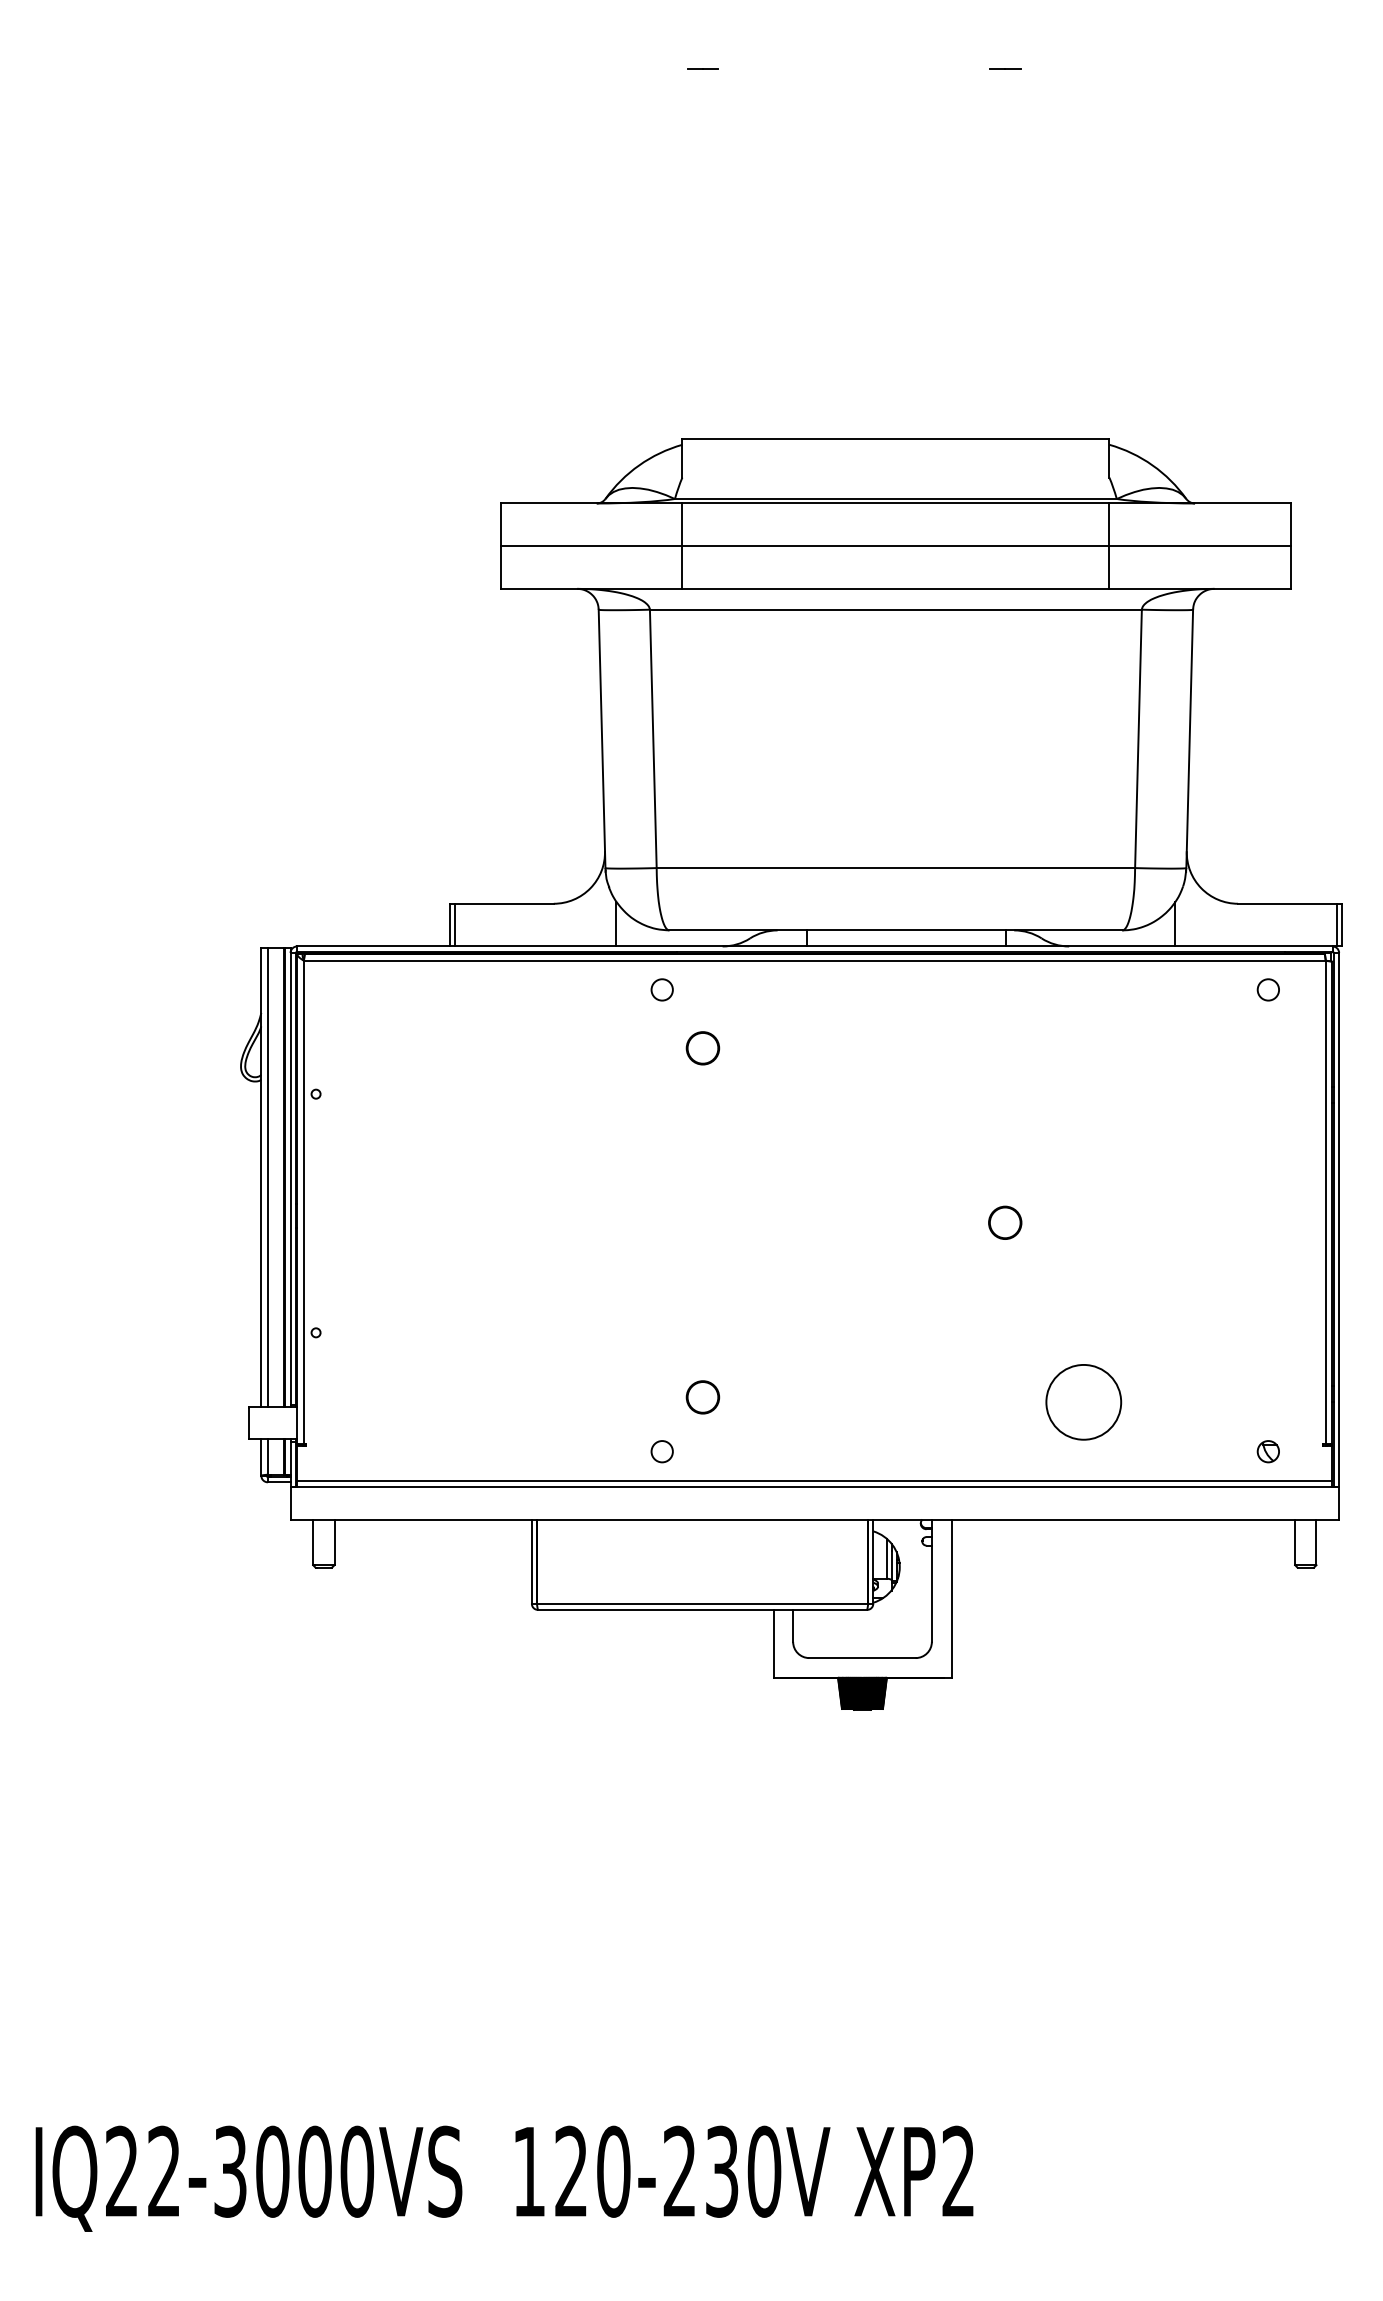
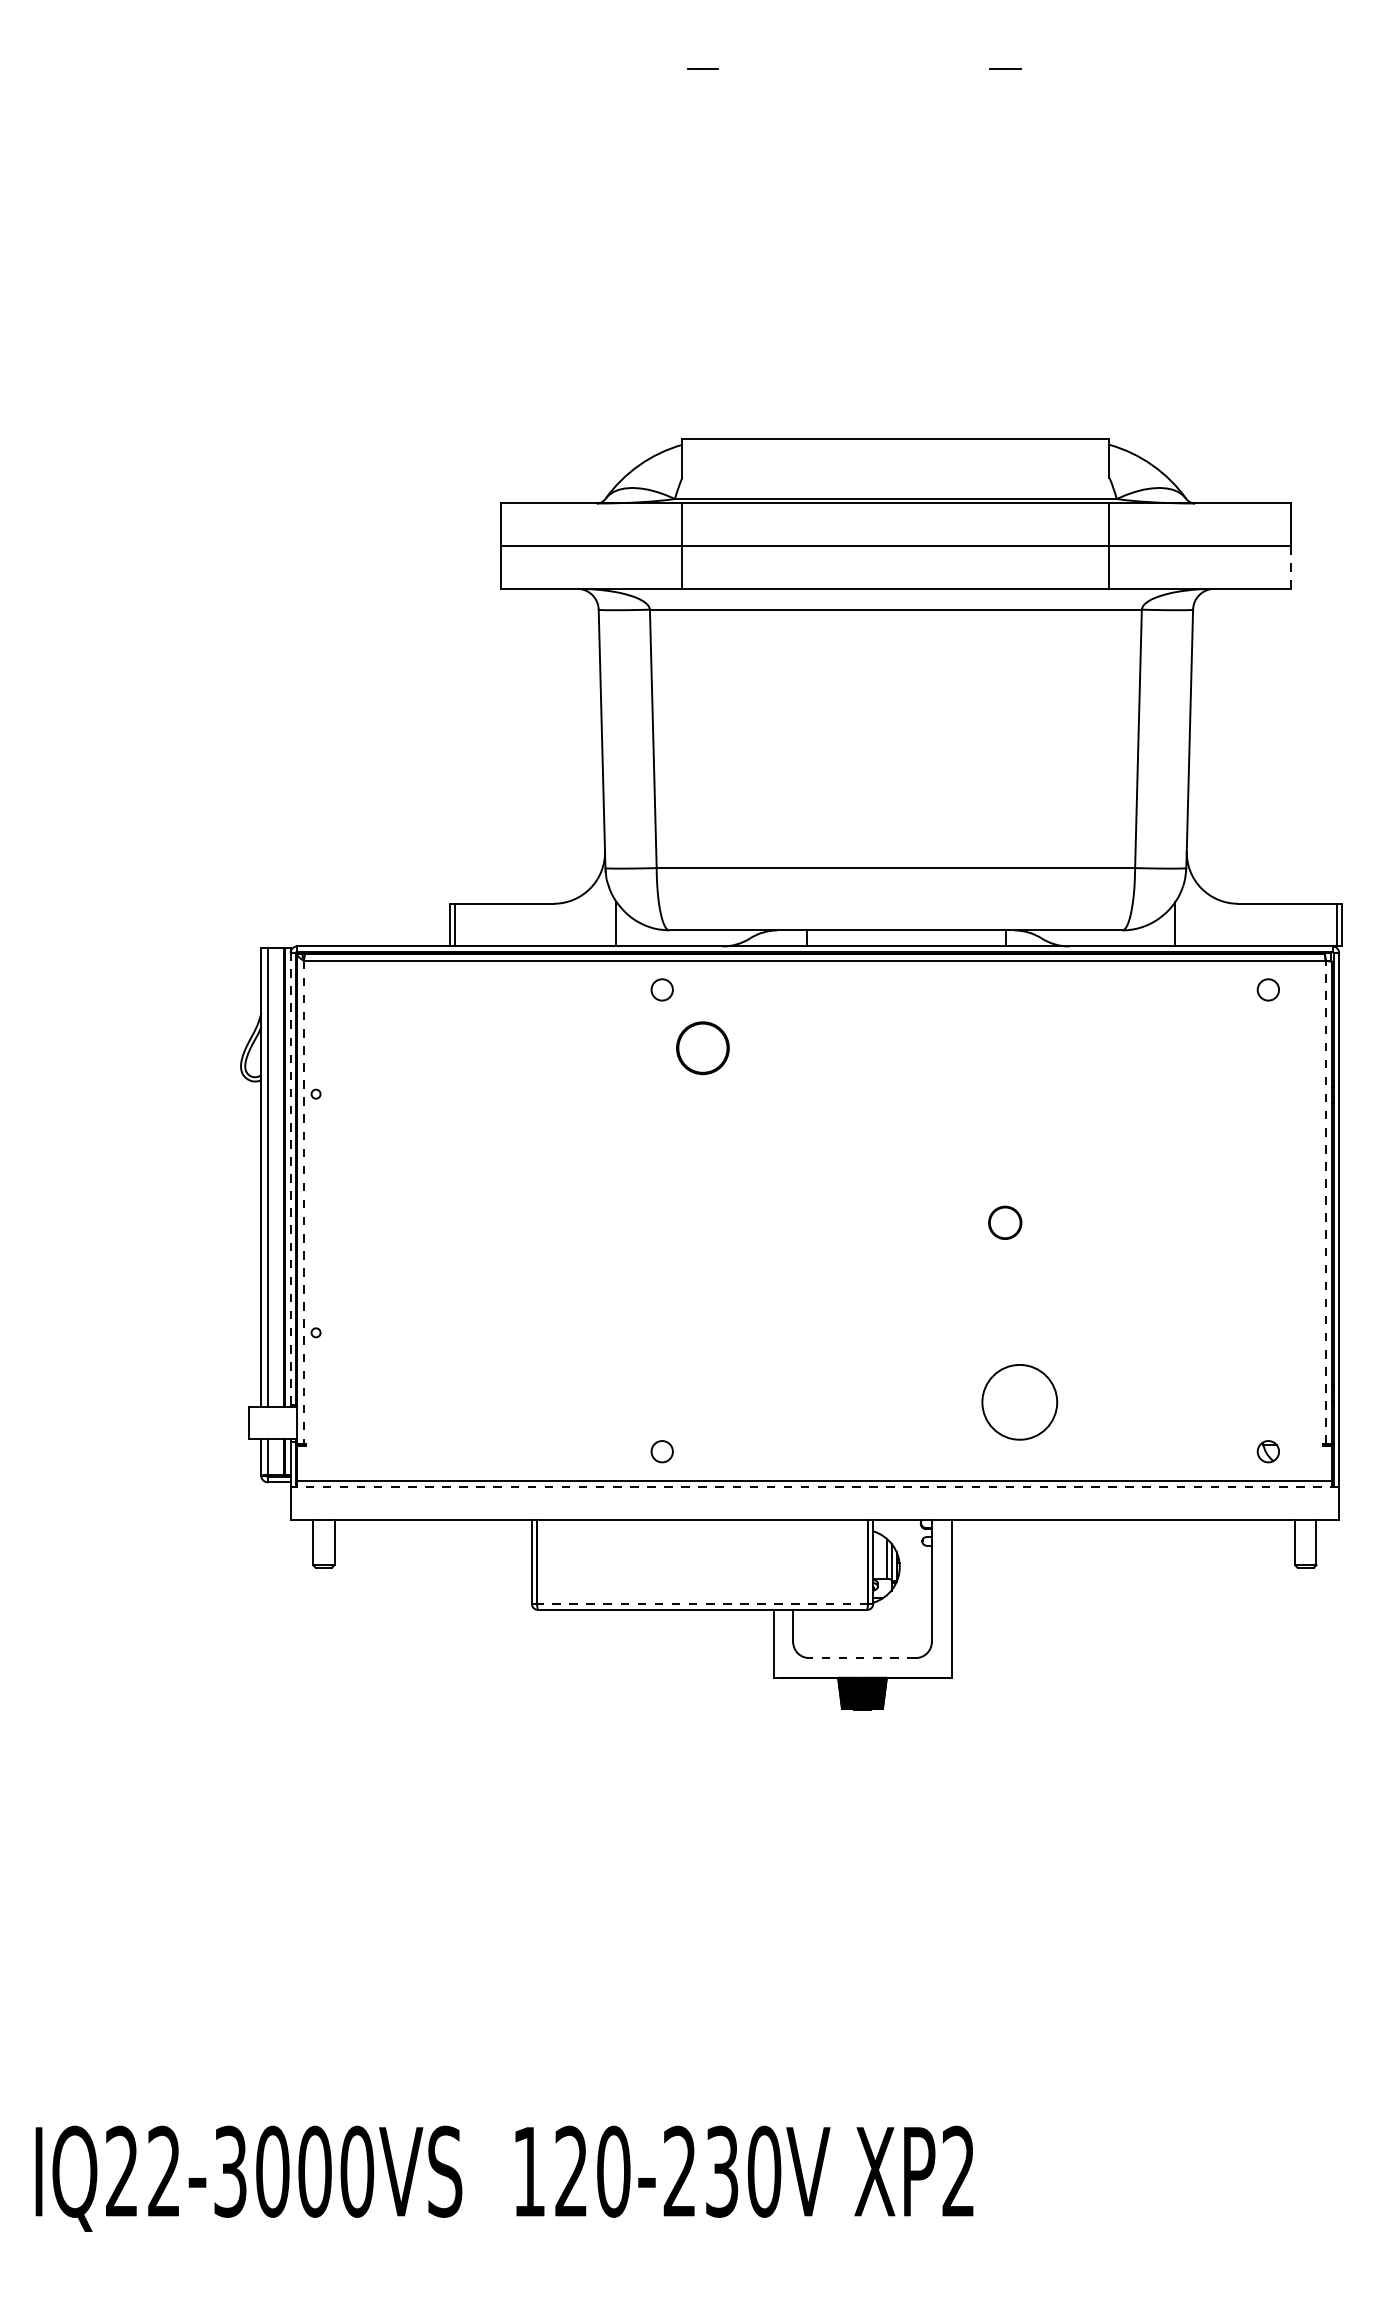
line: solid -> dashed (1290, 567)
part size: 36x35 px -> 54x55 px (702, 1048)
line: solid -> dashed (290, 1178)
line: solid -> dashed (303, 1202)
line: solid -> dashed (1325, 1202)
part: present -> none (702, 1397)
circle position: (1083, 1402) -> (1019, 1402) (1019, 1402)
line: solid -> dashed (814, 1487)
line: solid -> dashed (702, 1603)
line: solid -> dashed (862, 1658)
